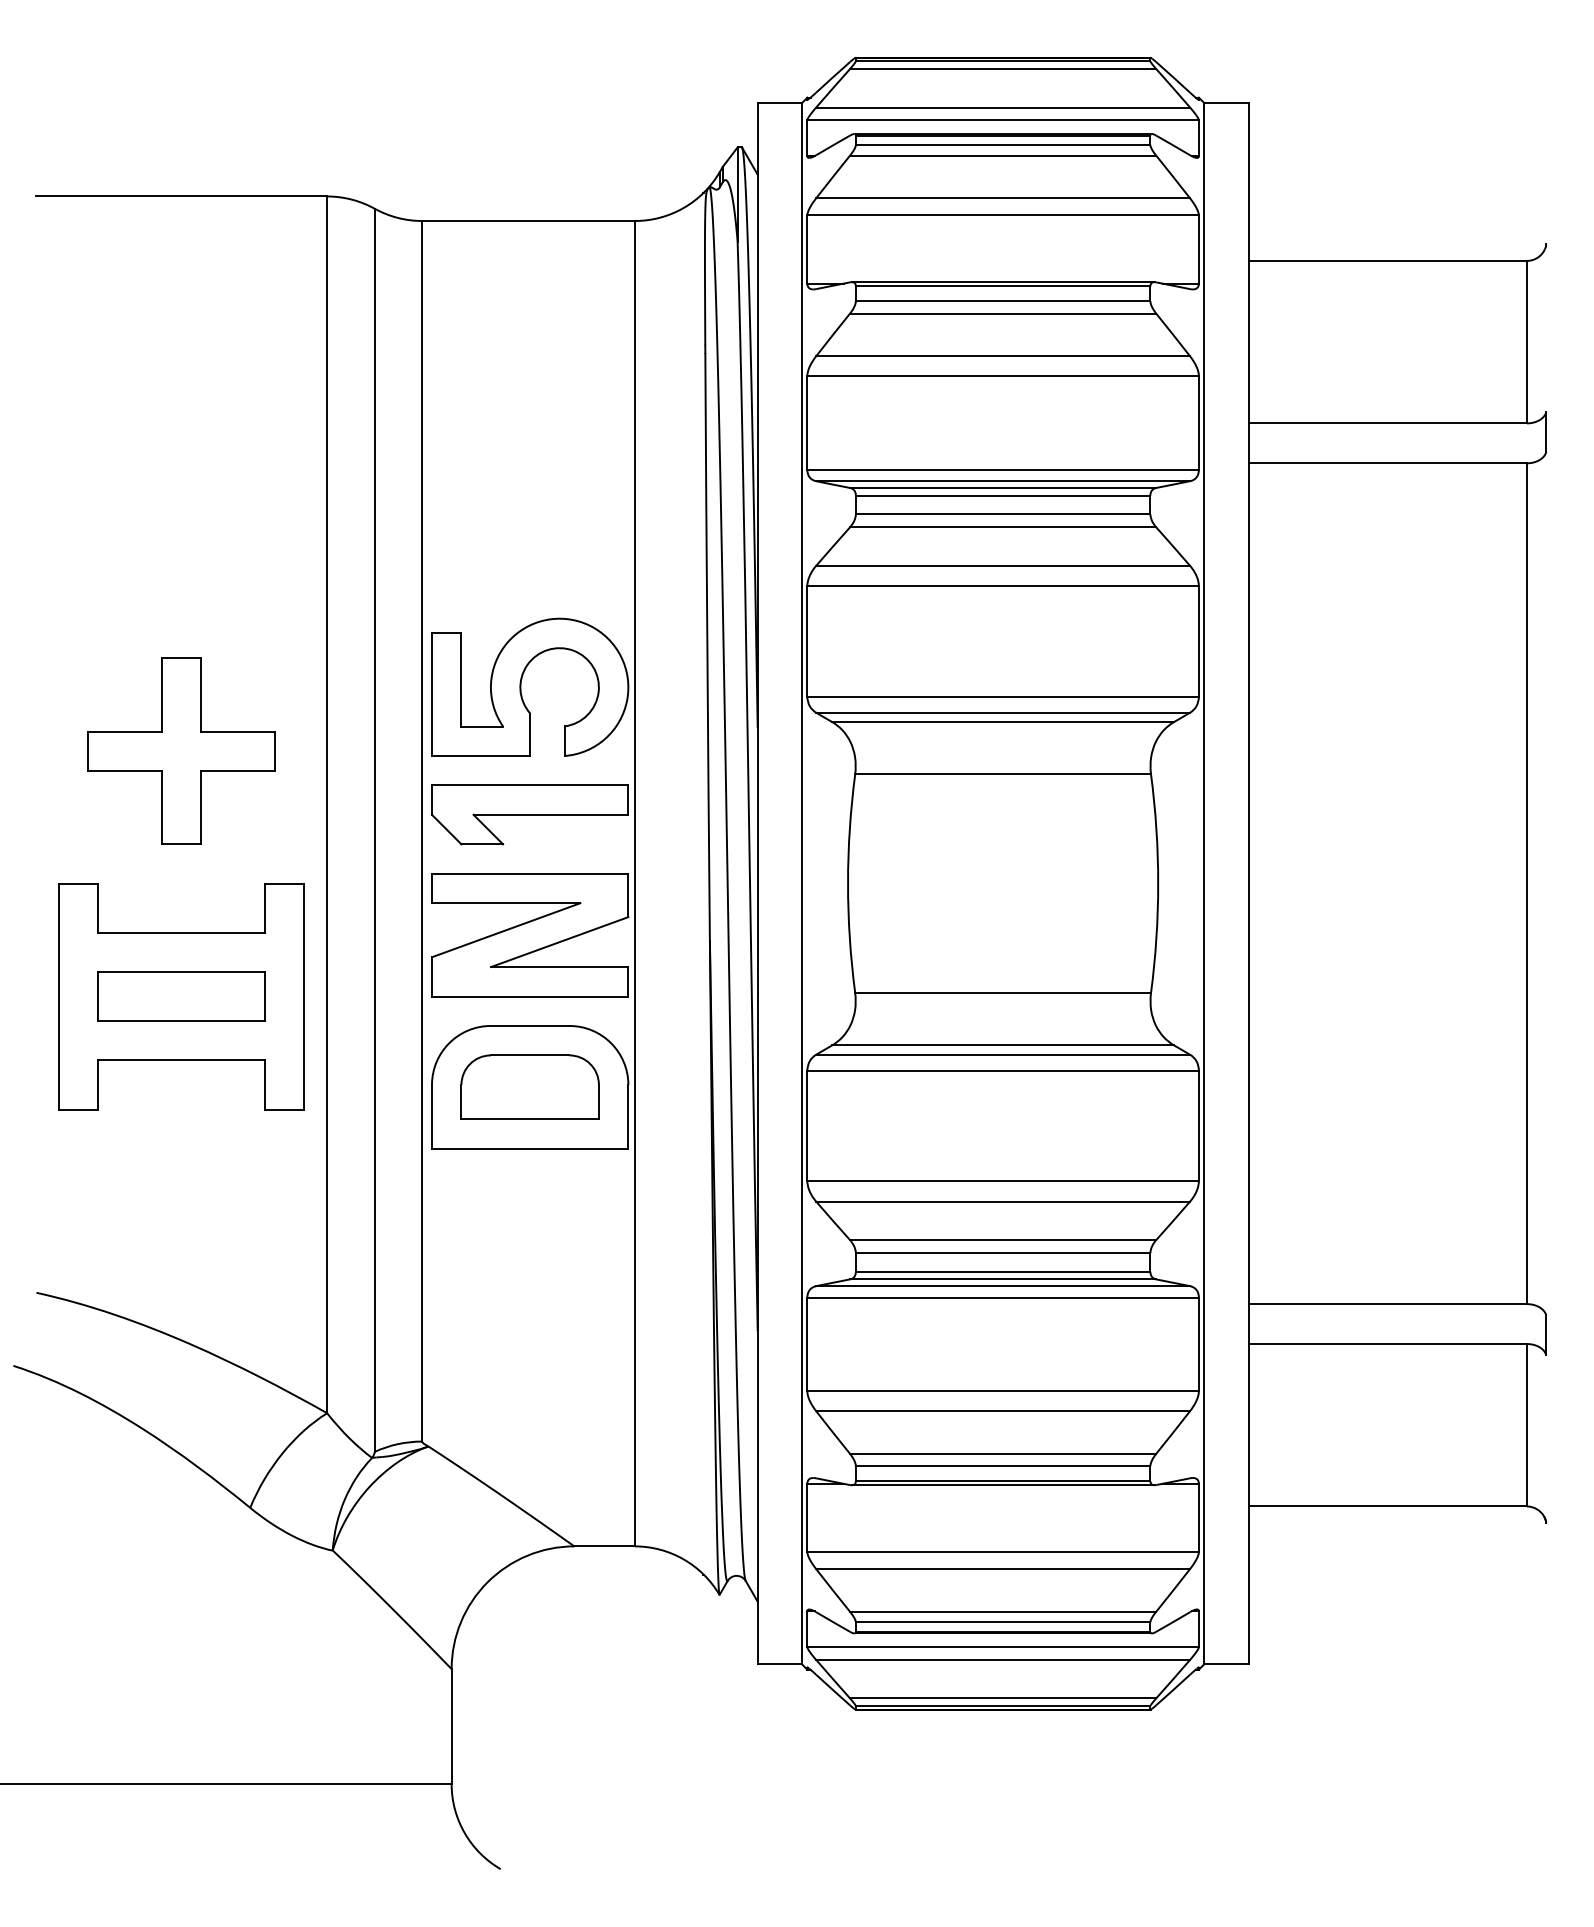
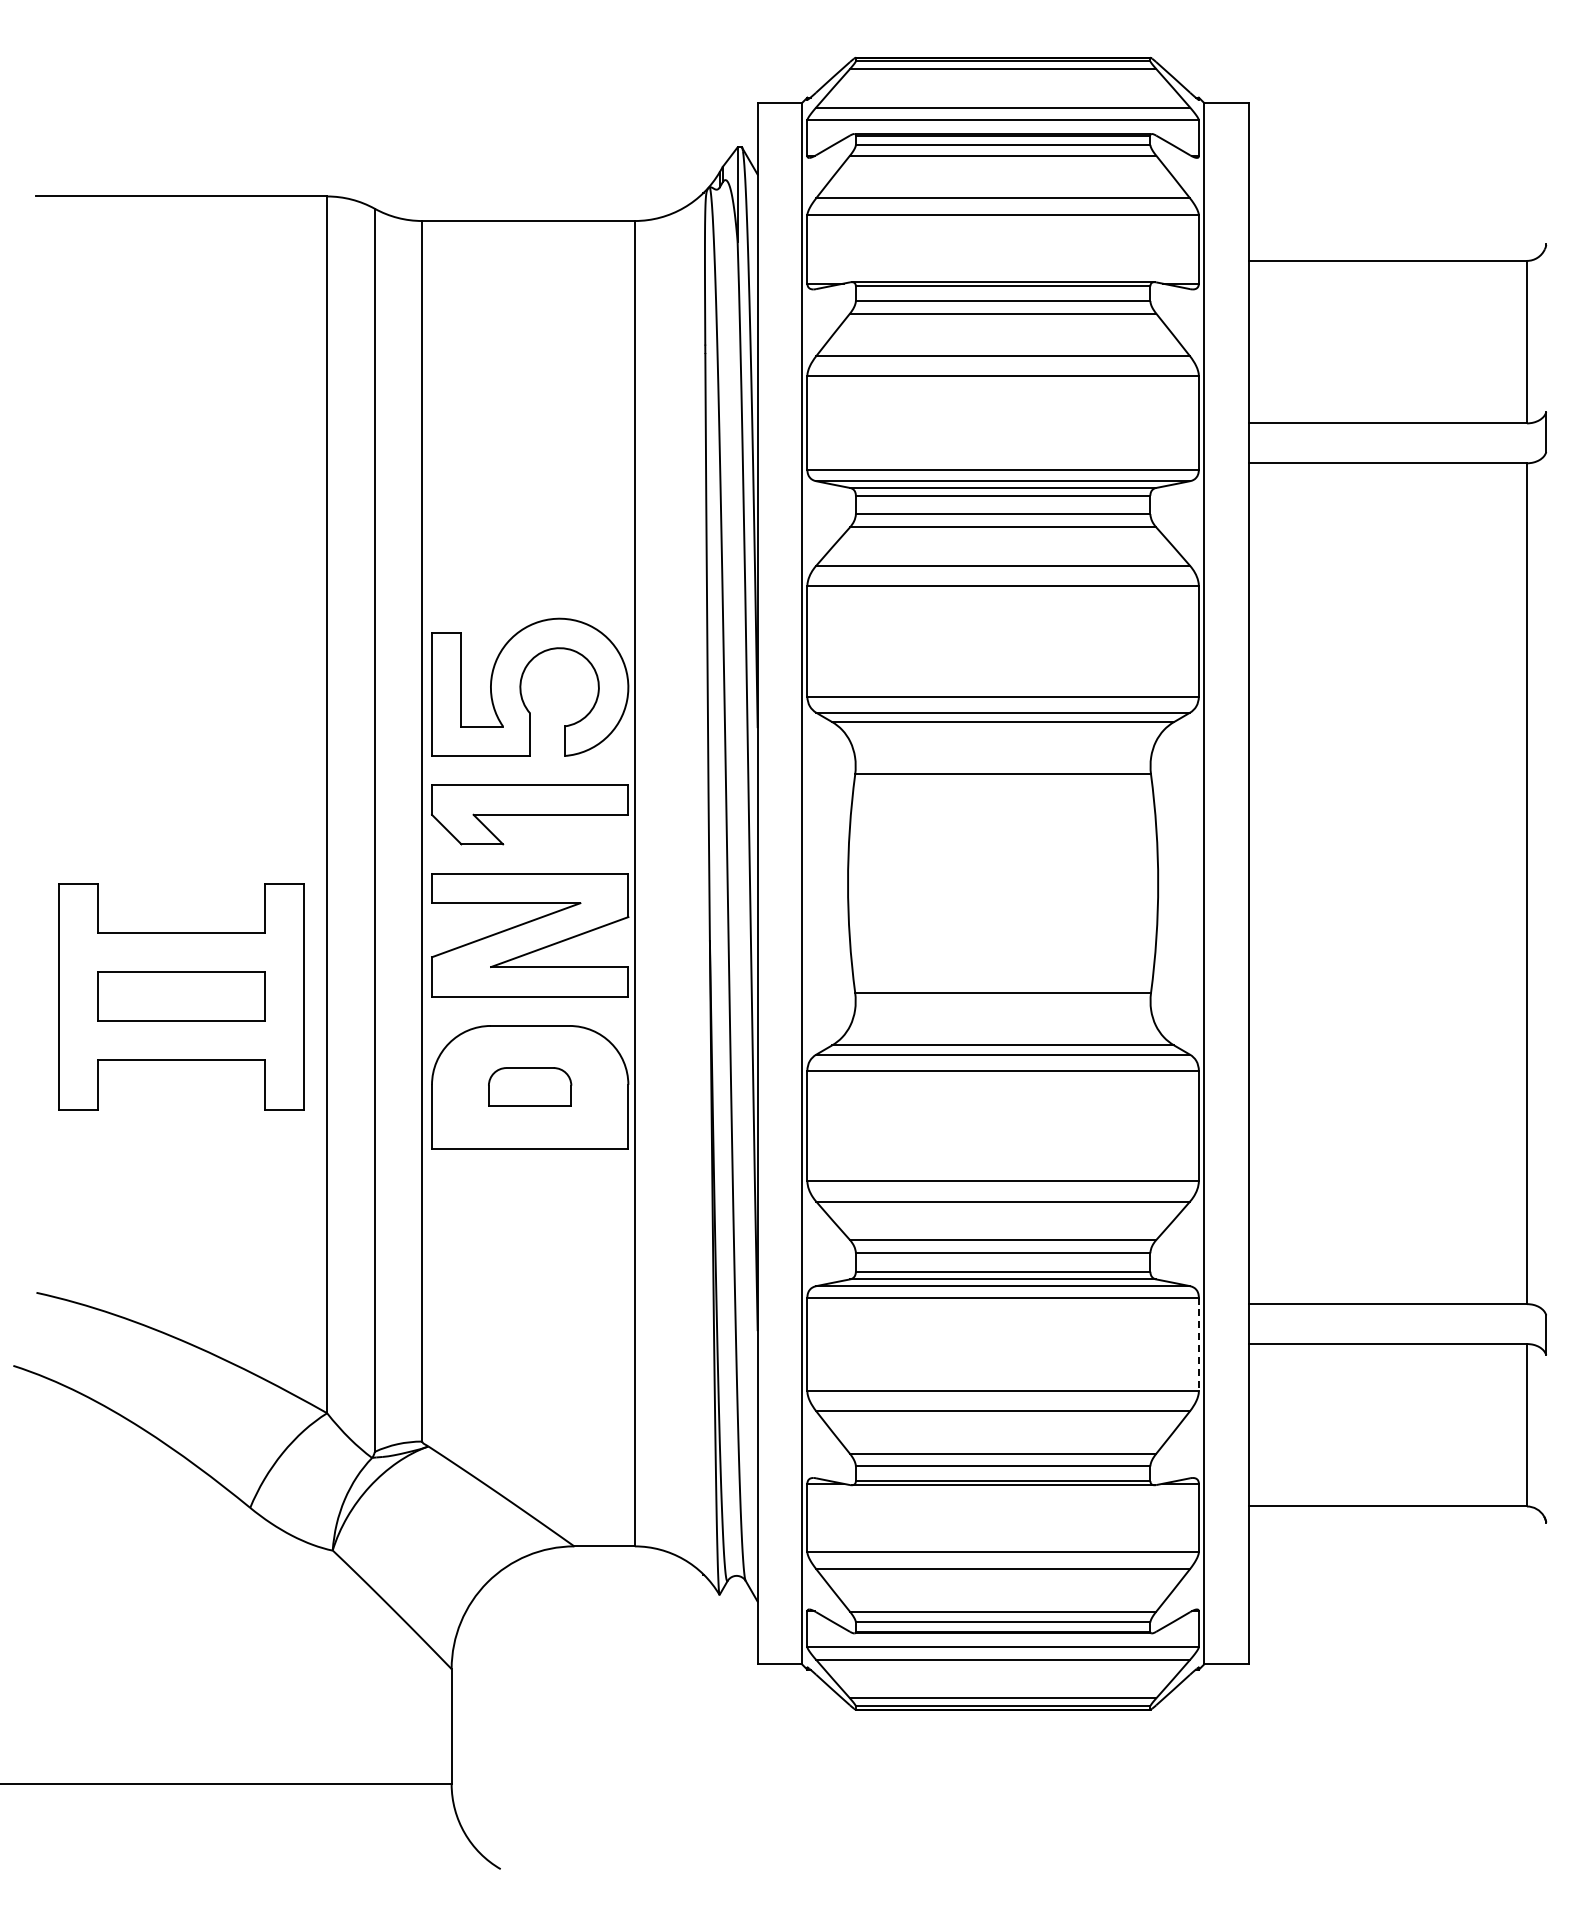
part: present -> none (181, 750)
part size: 140x66 px -> 85x40 px (530, 1086)
line: solid -> dashed (1198, 1344)
